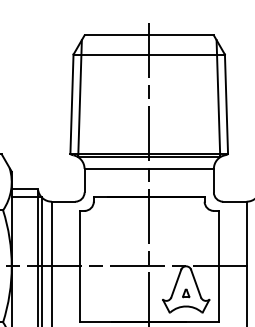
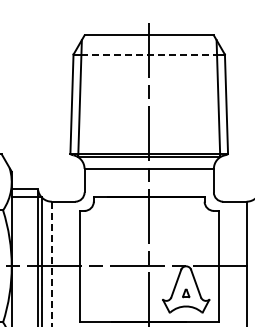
line: solid -> dashed (149, 54)
line: solid -> dashed (51, 264)
